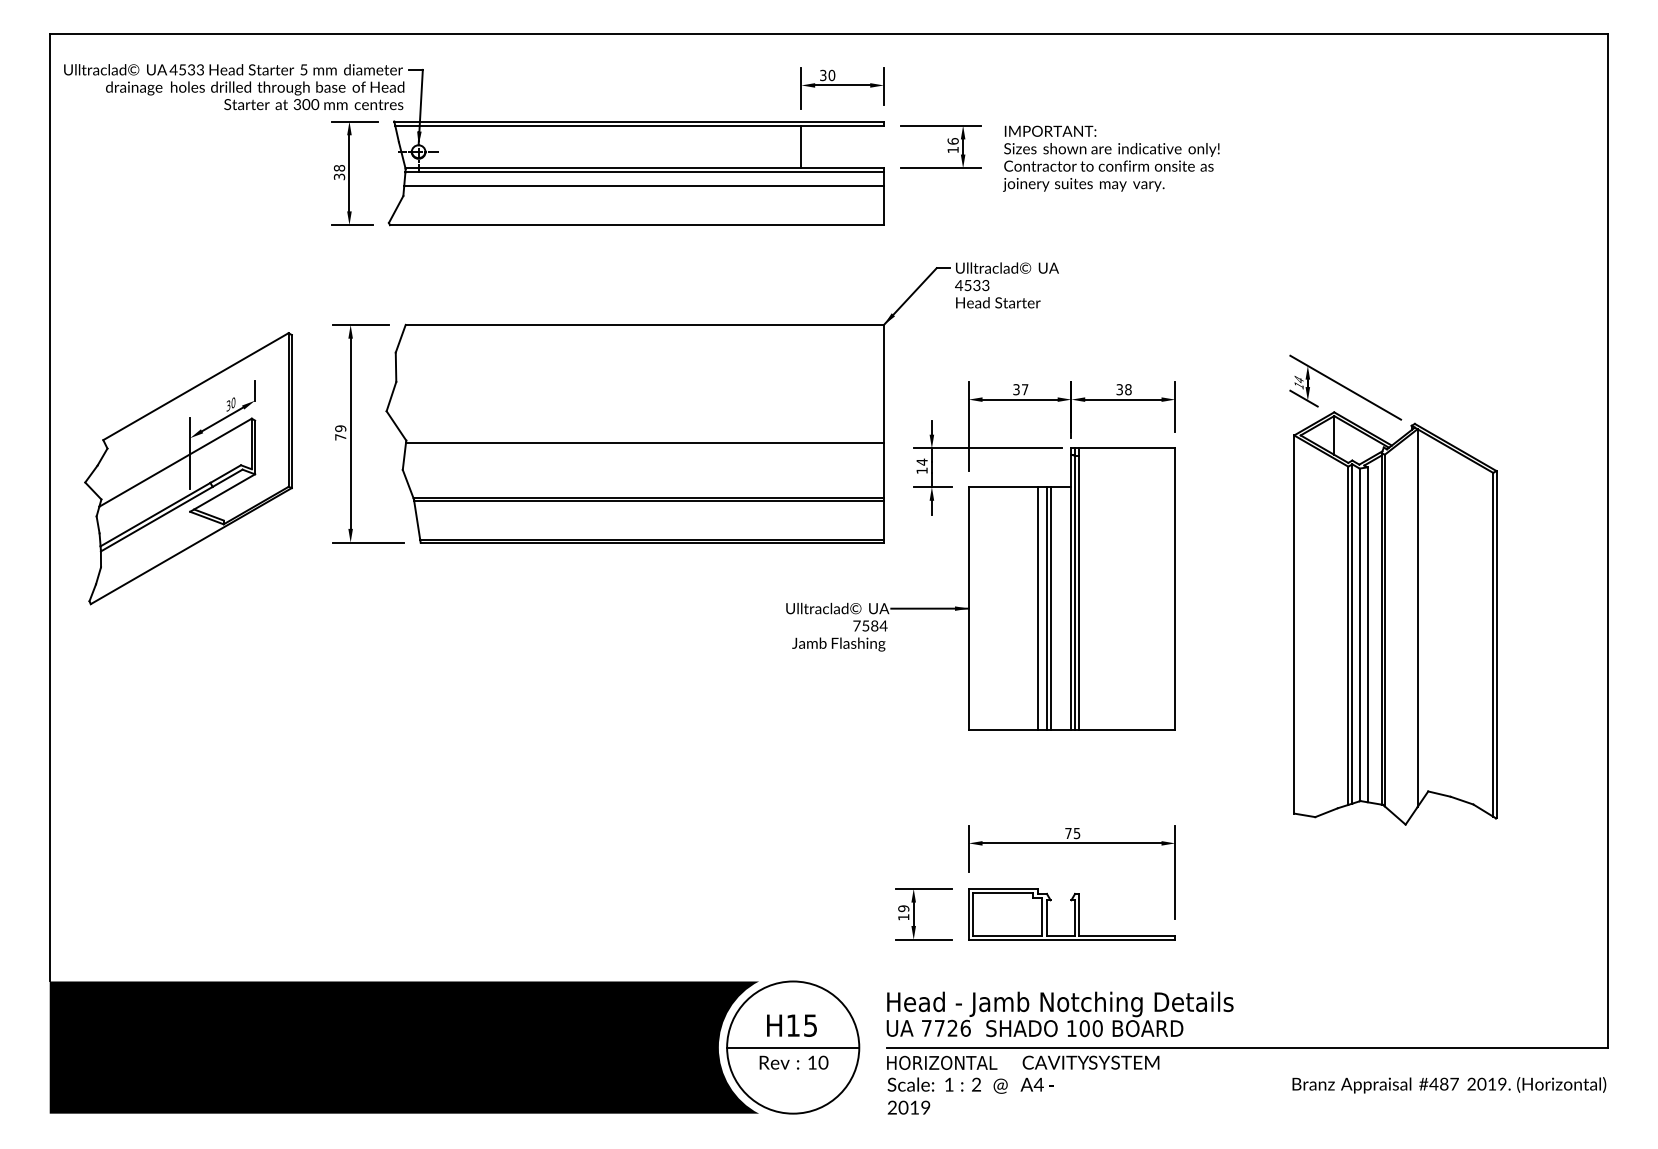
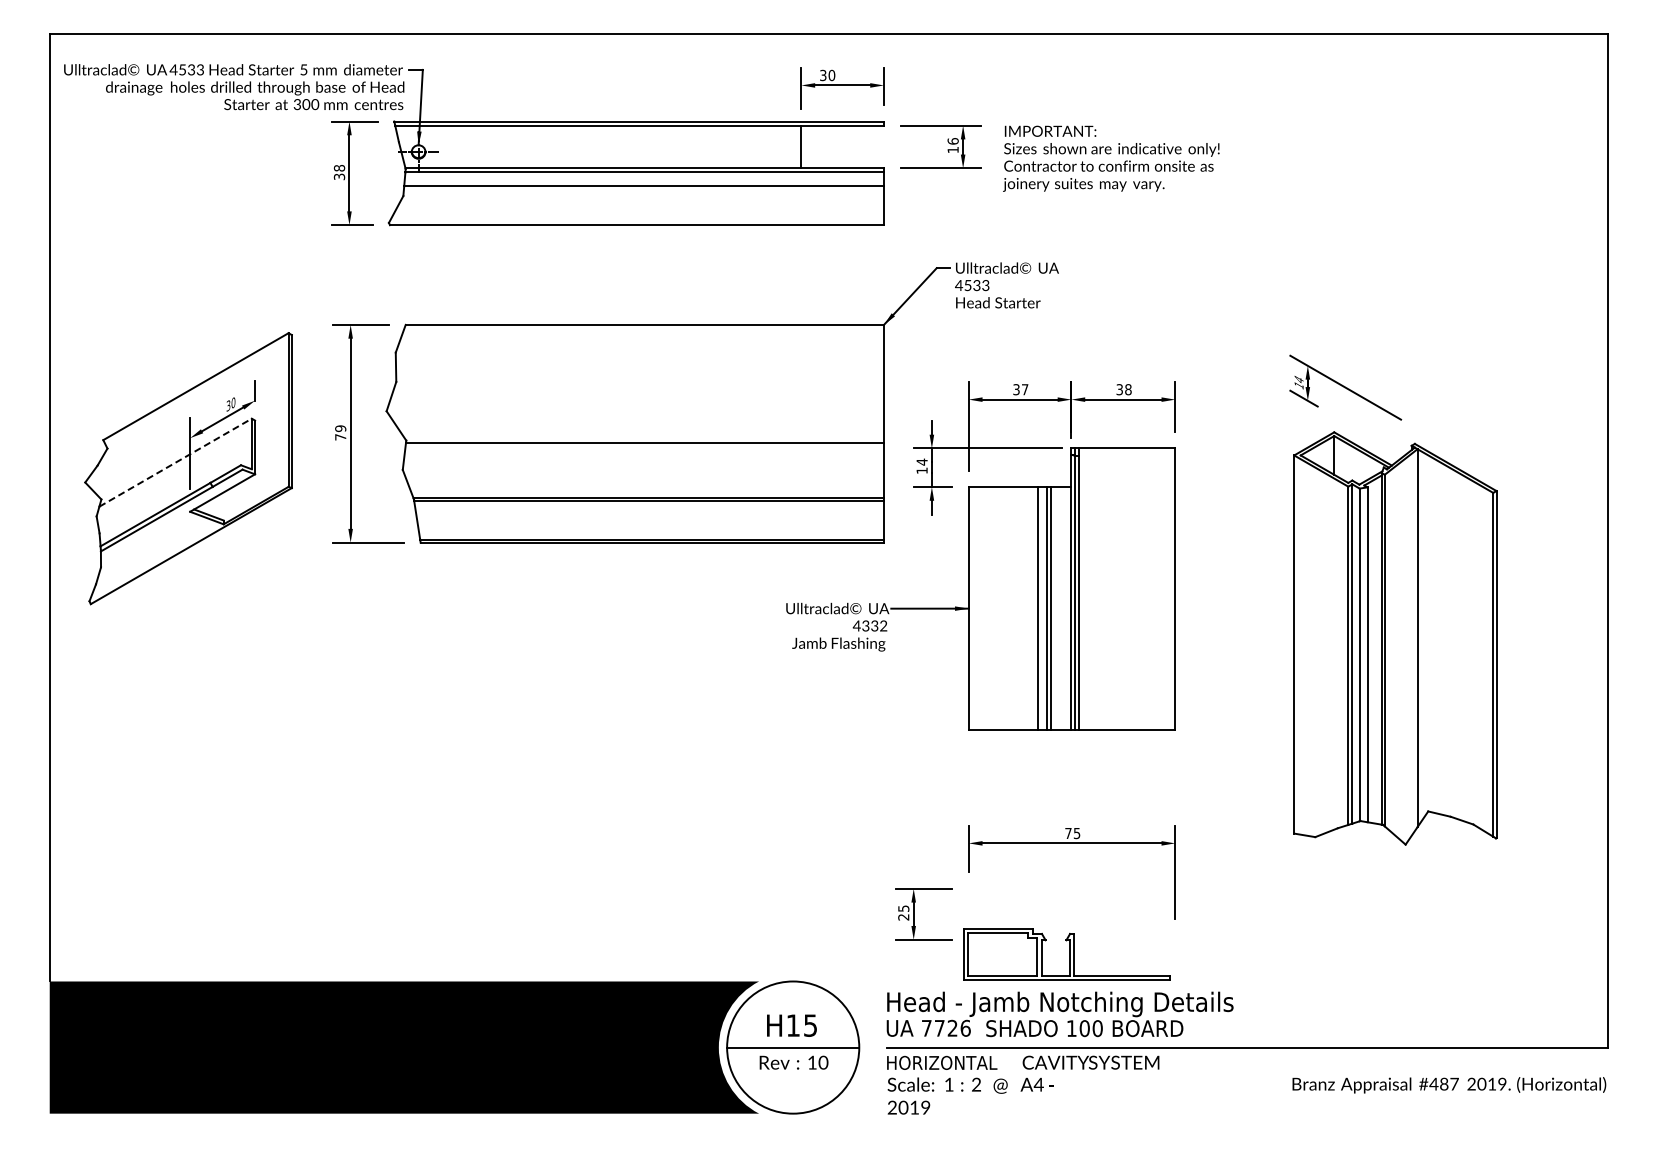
line: solid -> dashed (176, 462)
part position: (1395, 618) -> (1395, 638) (1395, 638)
text: 7584 -> 4332 (869, 625)
text: 19 -> 25 (903, 912)
part position: (1071, 914) -> (1066, 954) (1066, 954)
